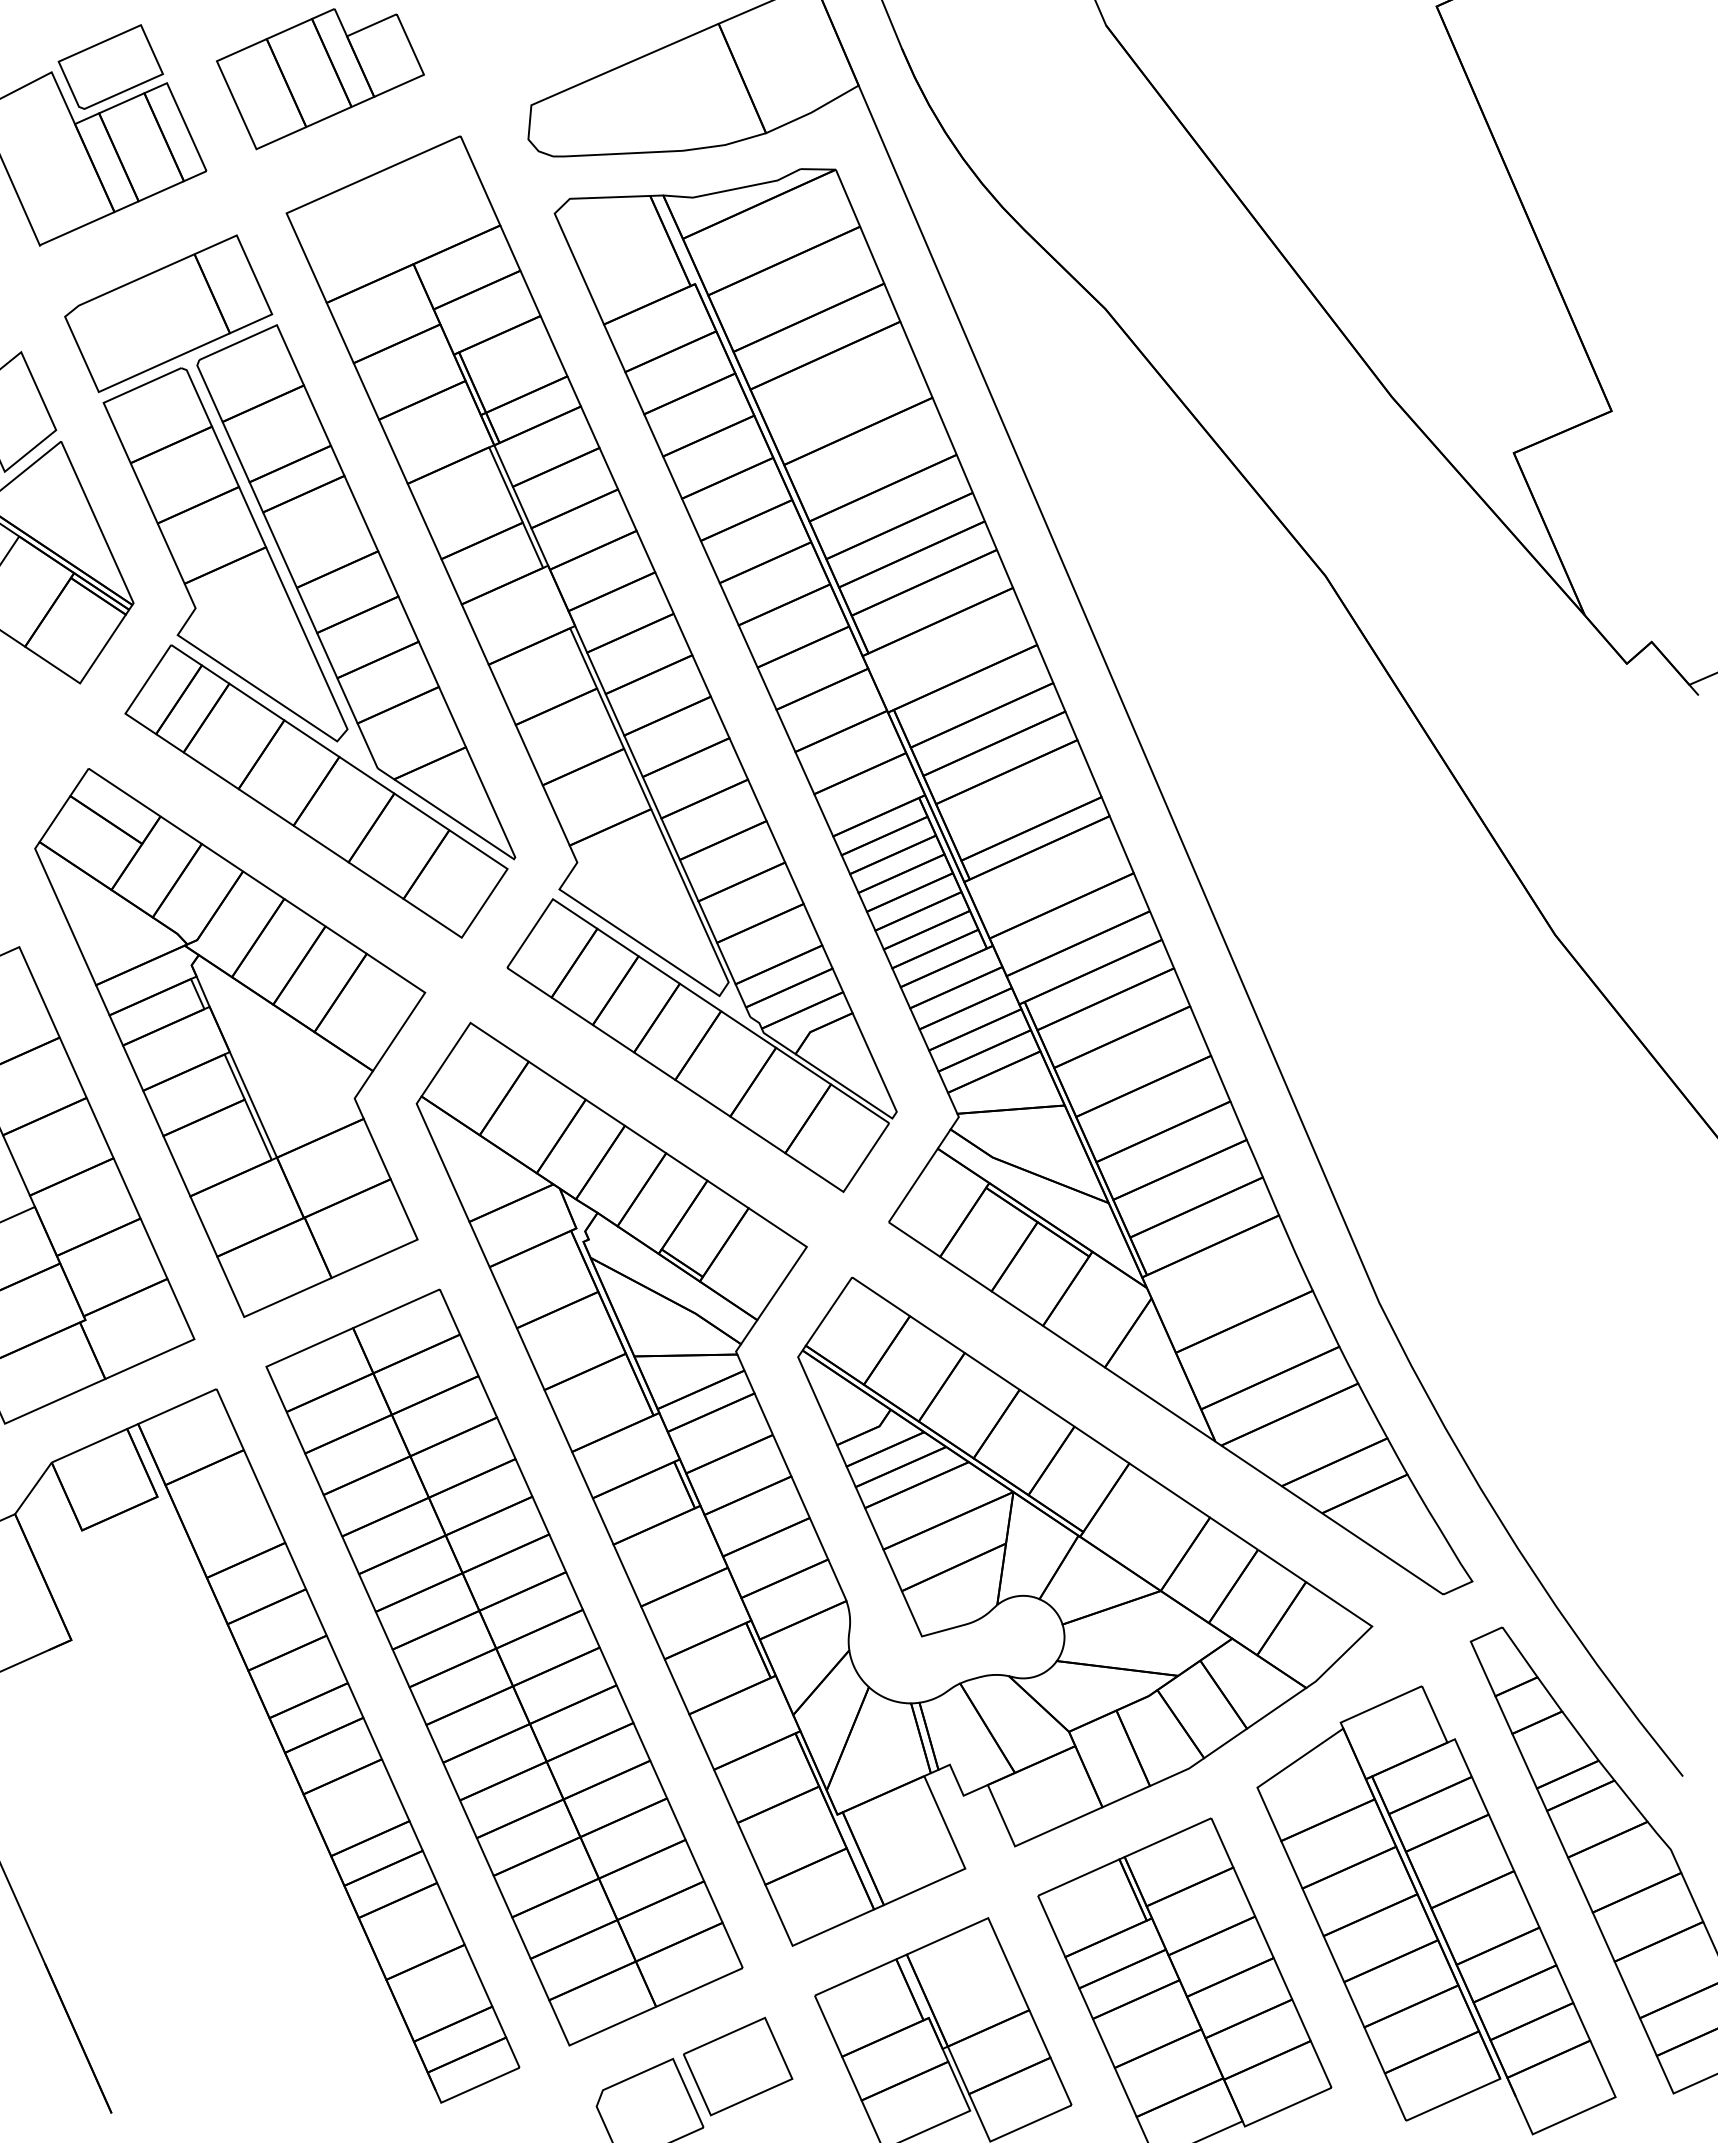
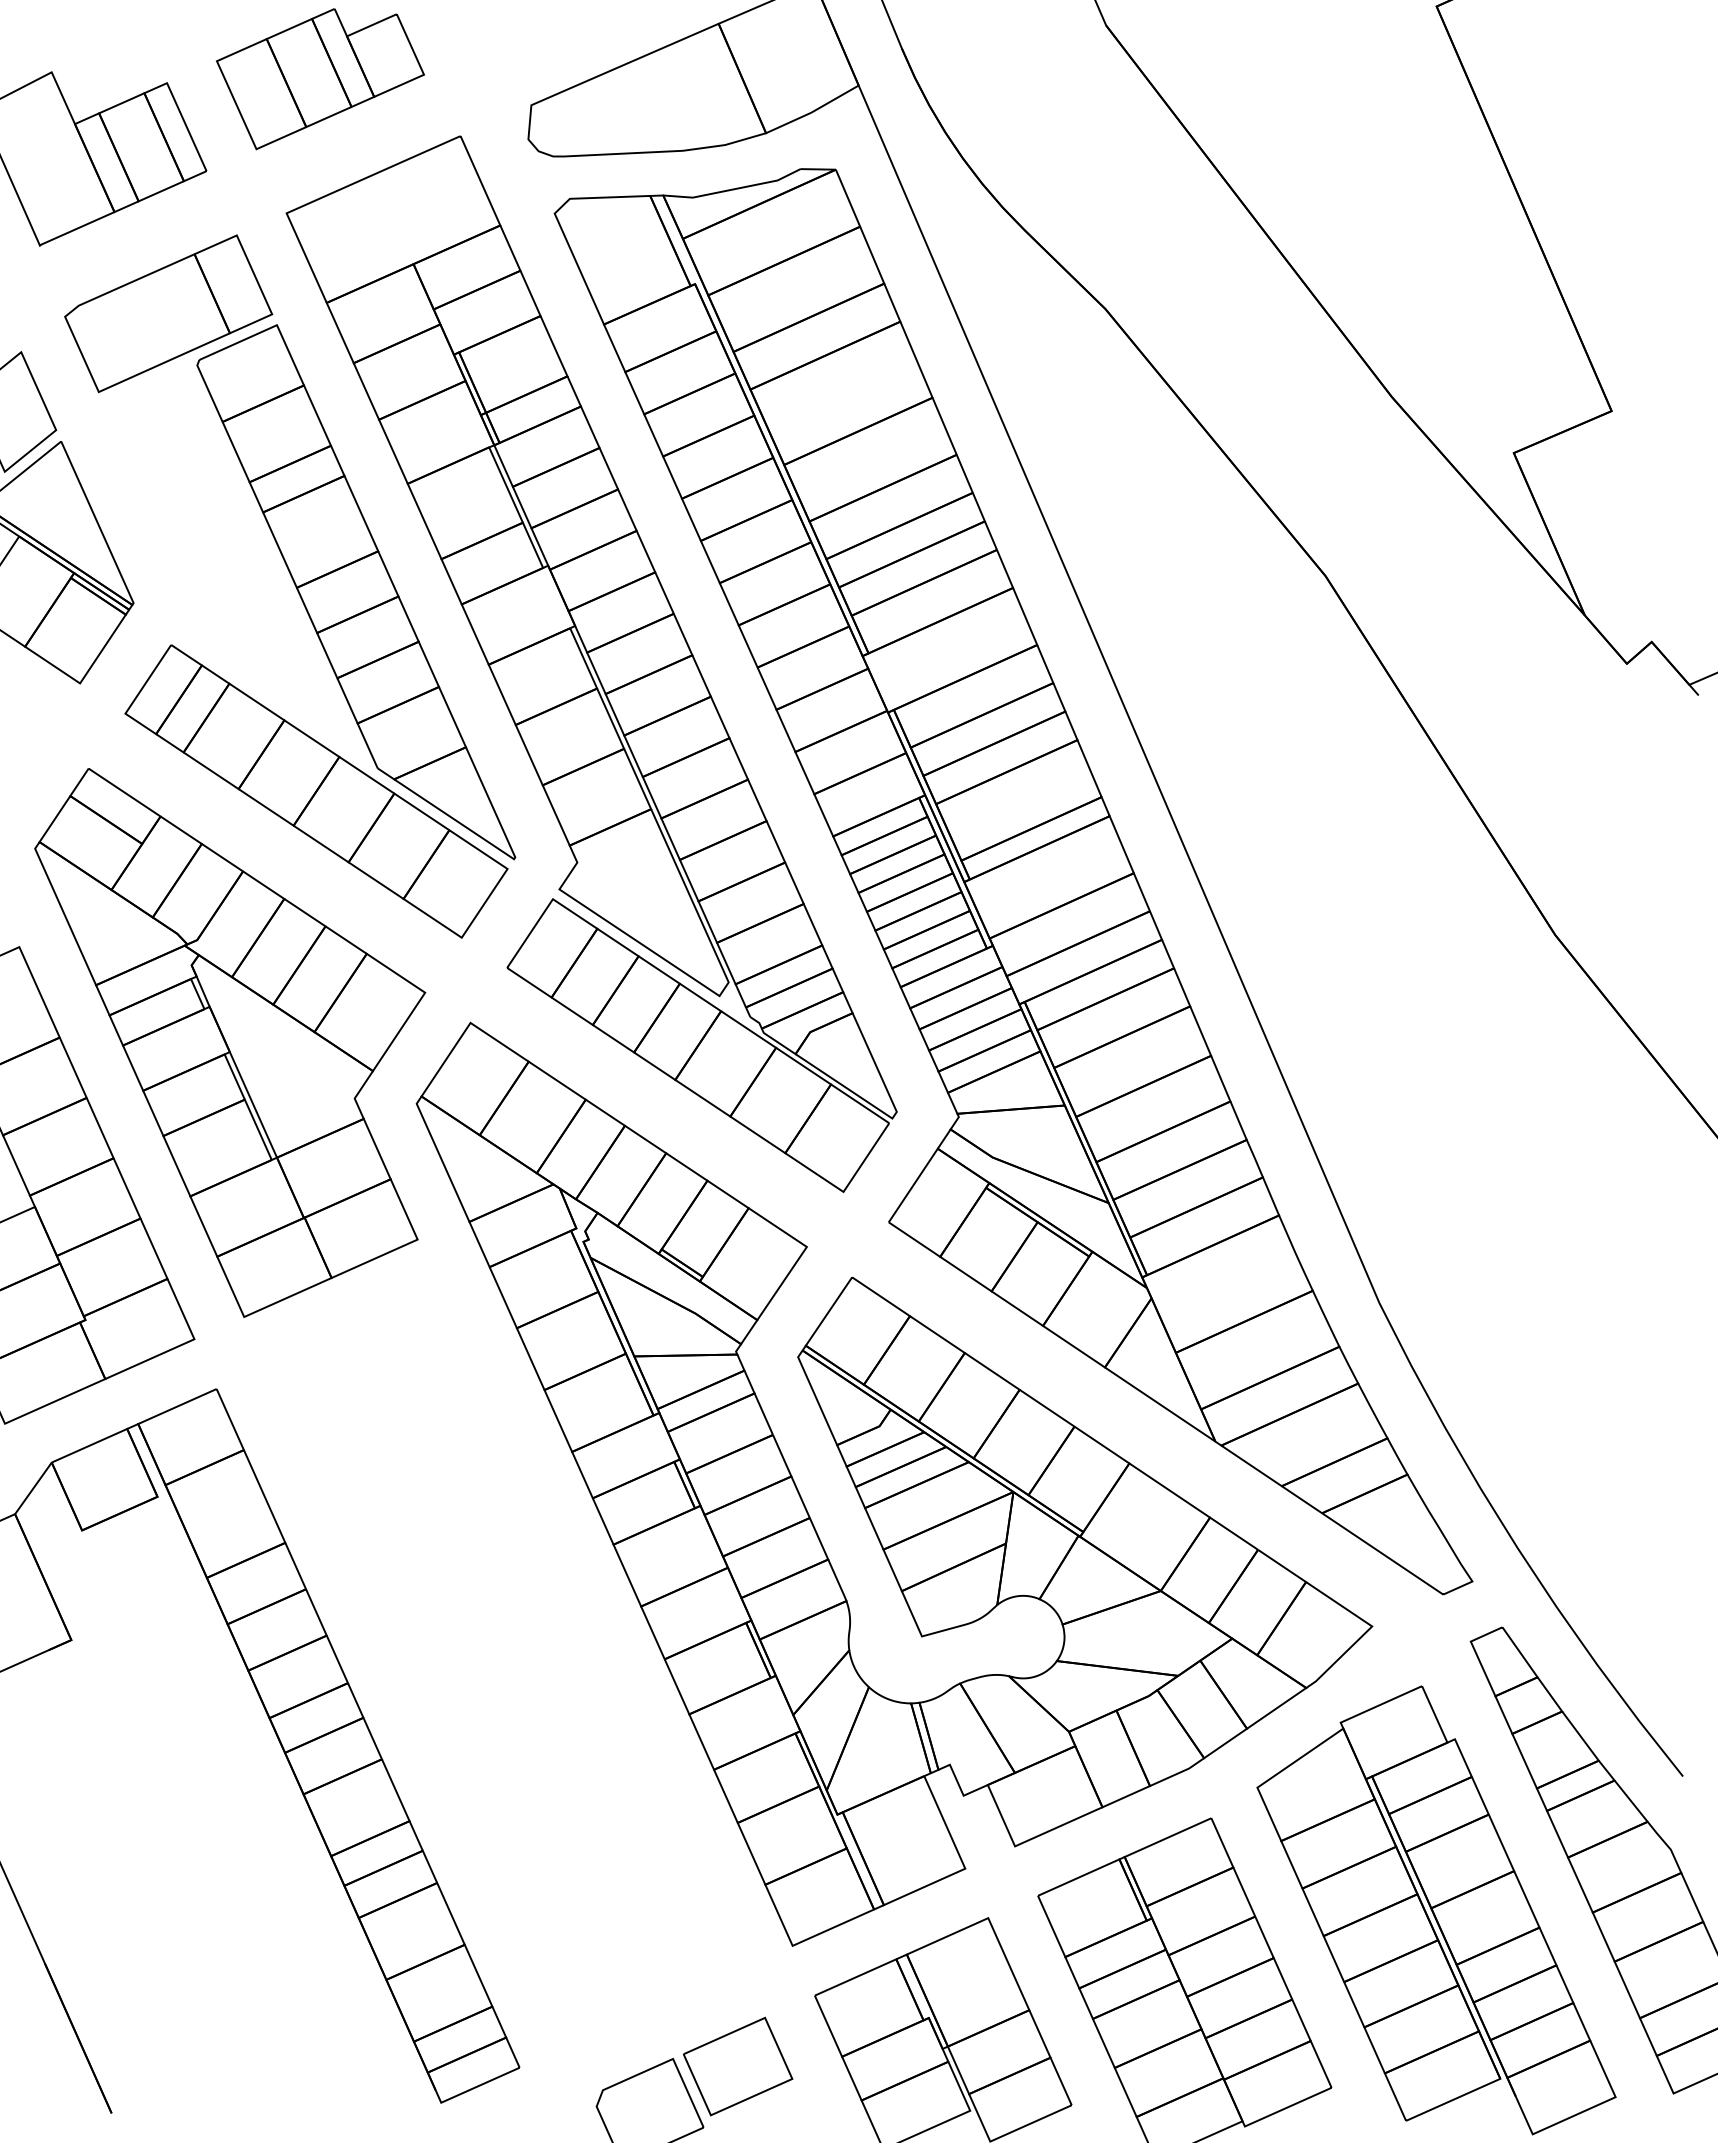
part: present -> none (110, 66)
part: present -> none (225, 554)
part: present -> none (504, 1667)
